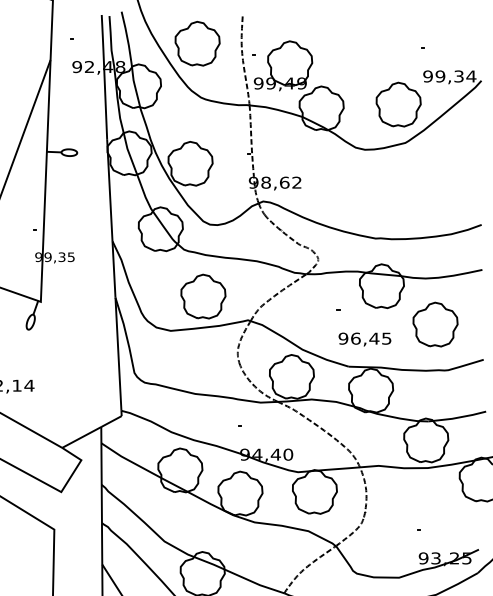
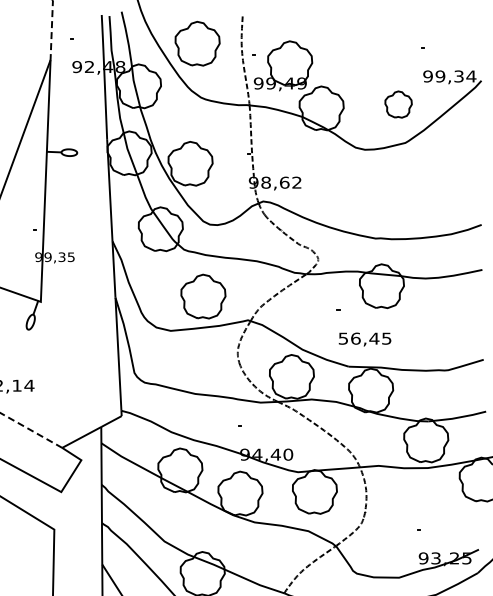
line: solid -> dashed (51, 29)
part size: 47x47 px -> 29x29 px (398, 104)
part: present -> none (435, 324)
text: 96,45 -> 56,45 (343, 338)
line: solid -> dashed (31, 430)
